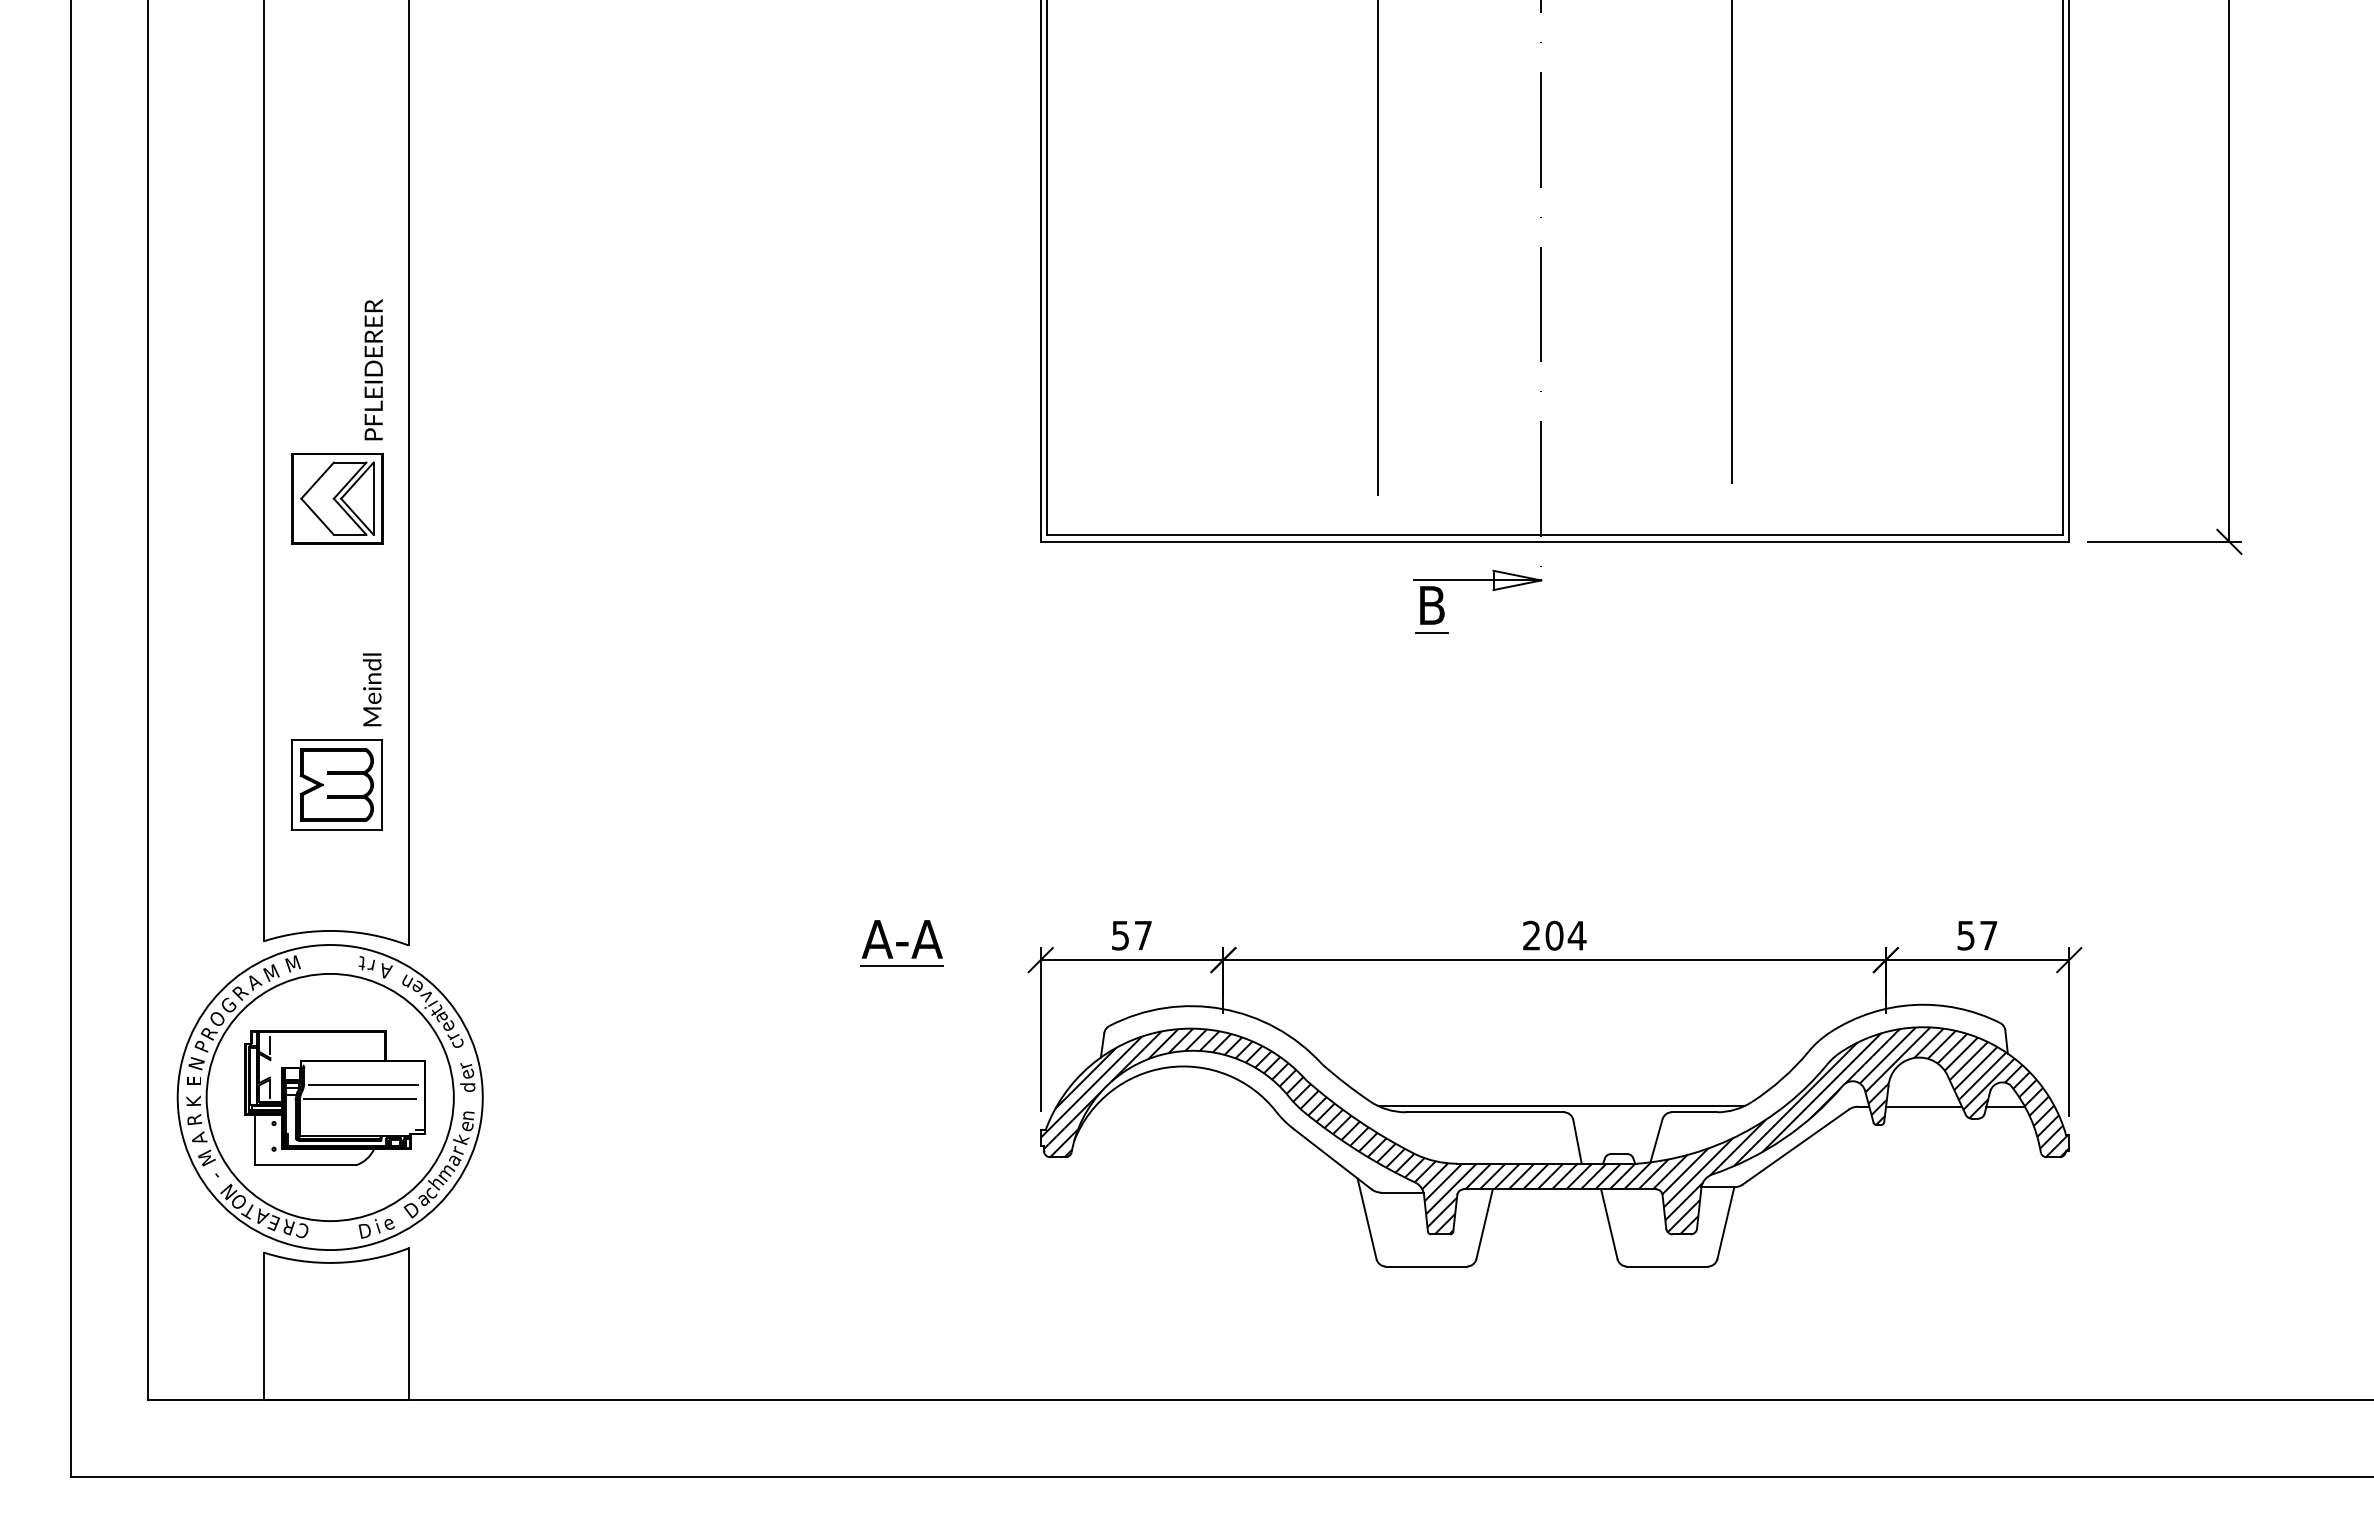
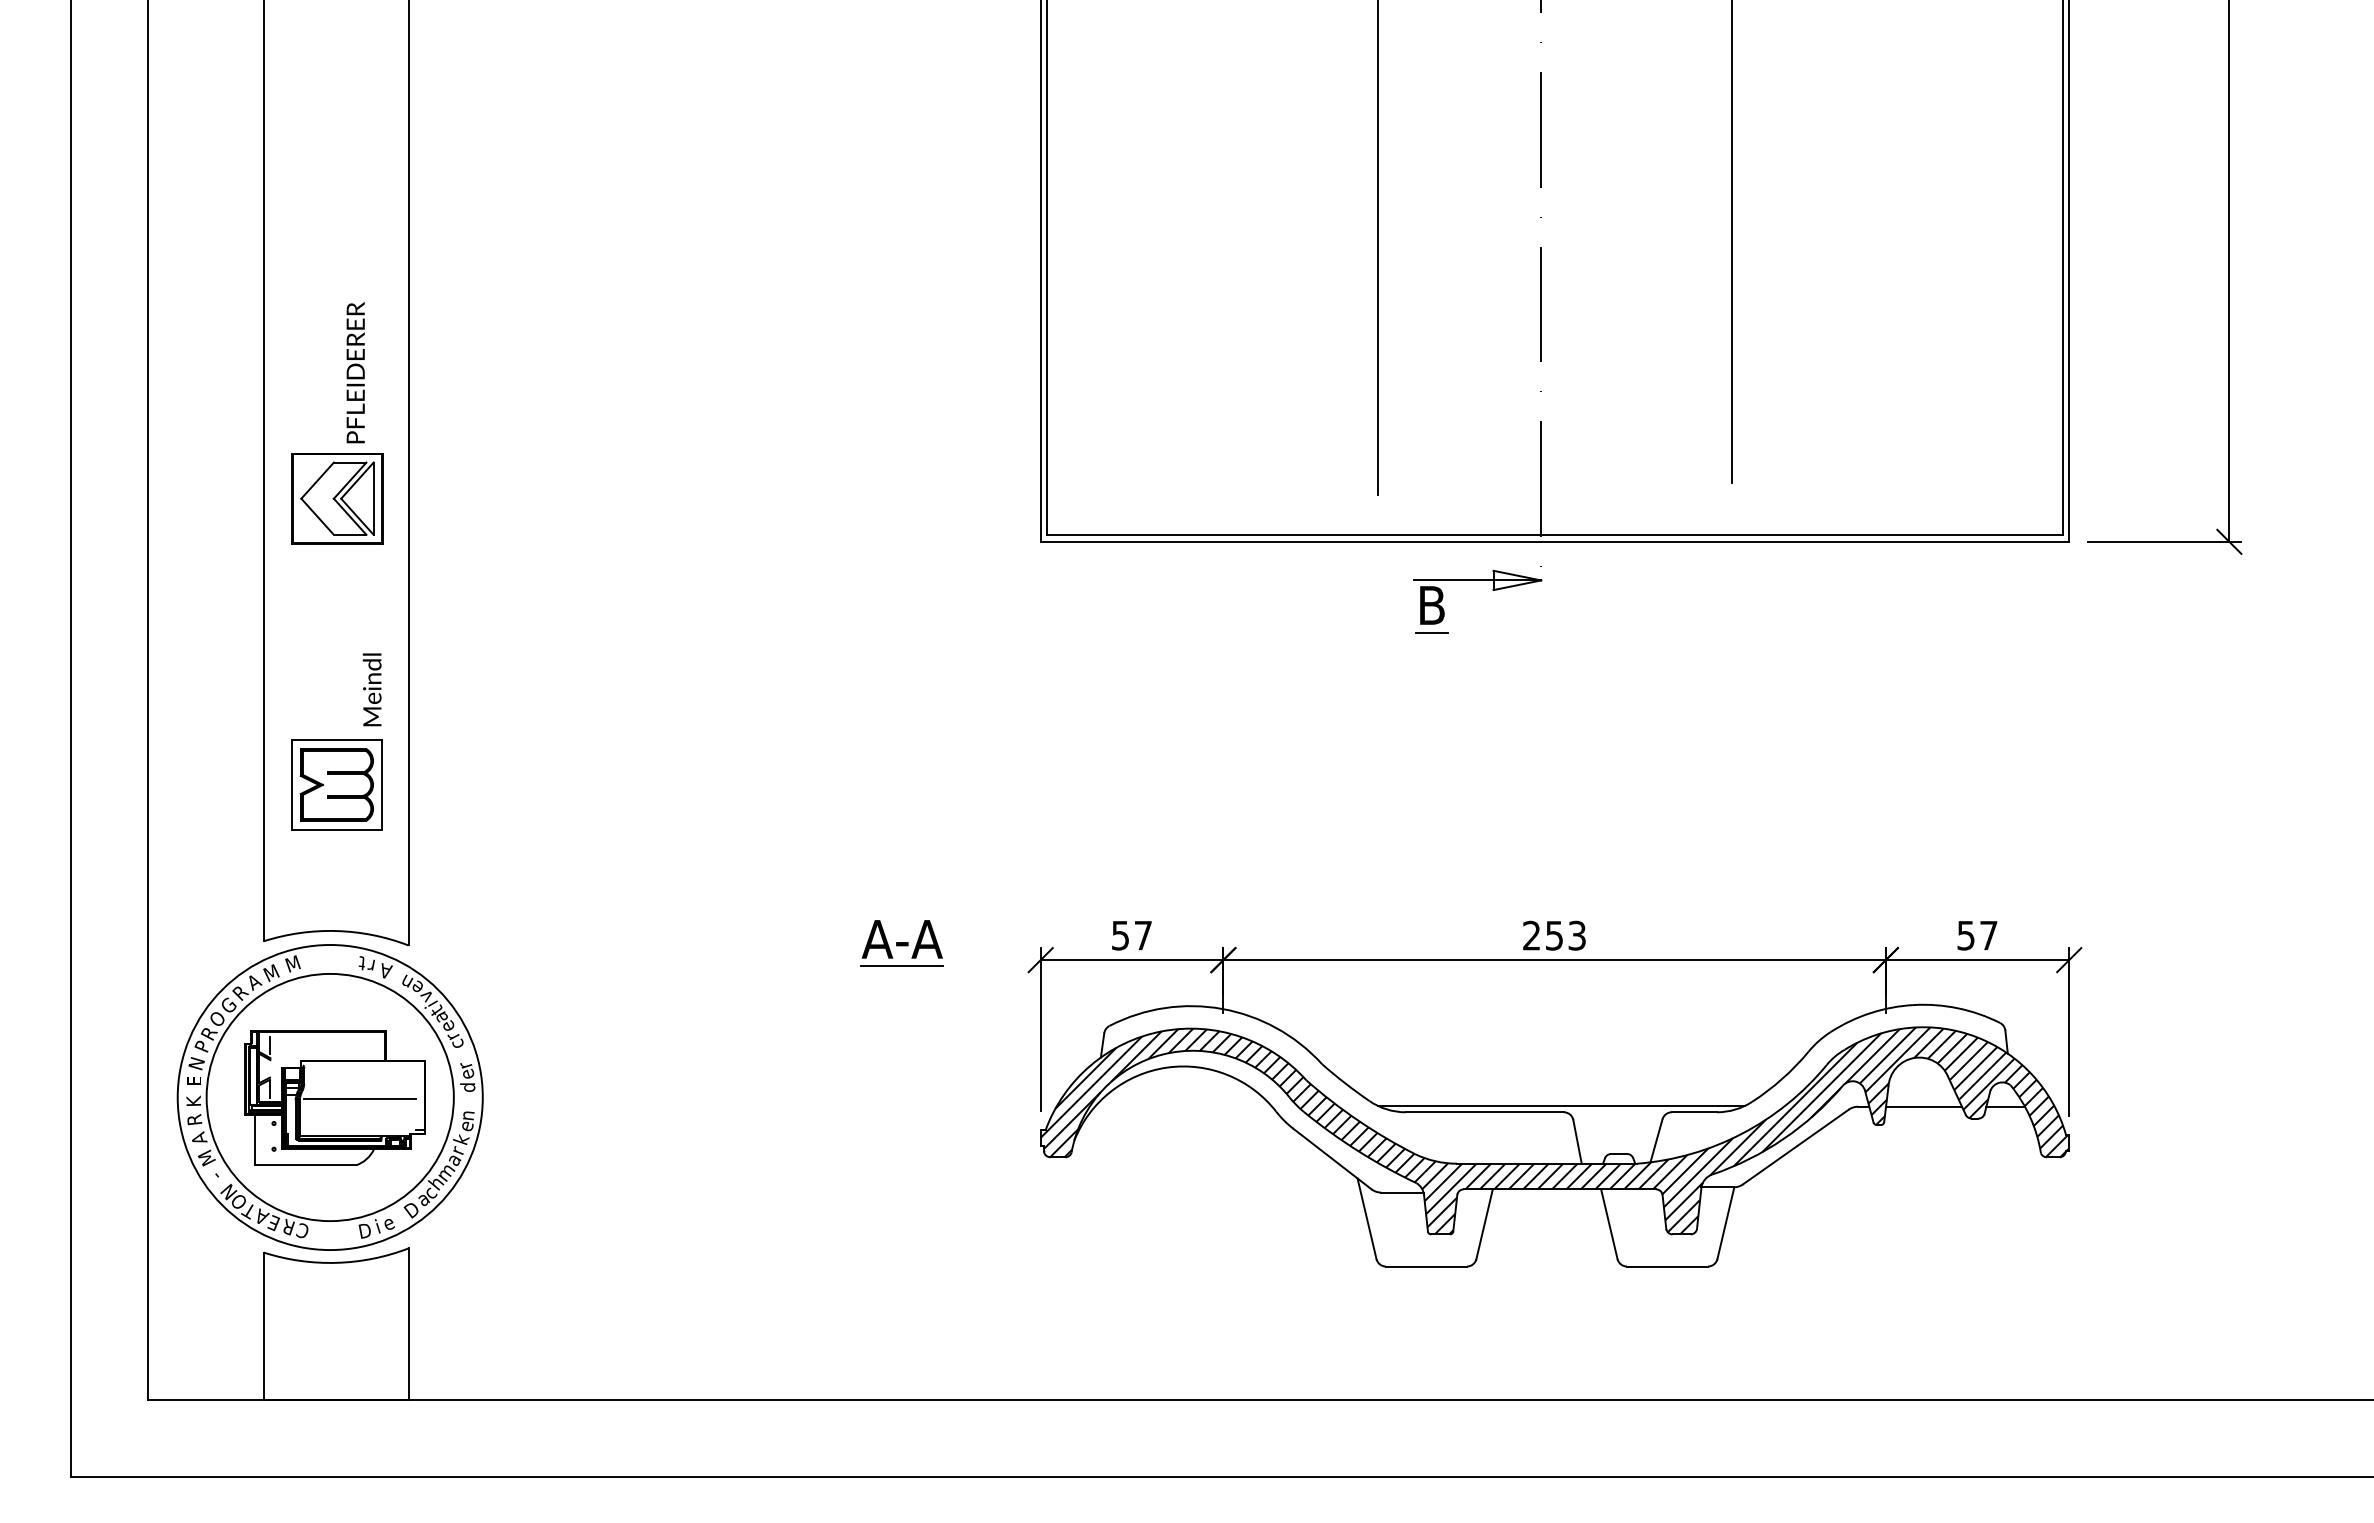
text position: (373, 369) -> (355, 372) (355, 372)
text: 204 -> 253 (1565, 935)
line: present -> none (362, 1084)
